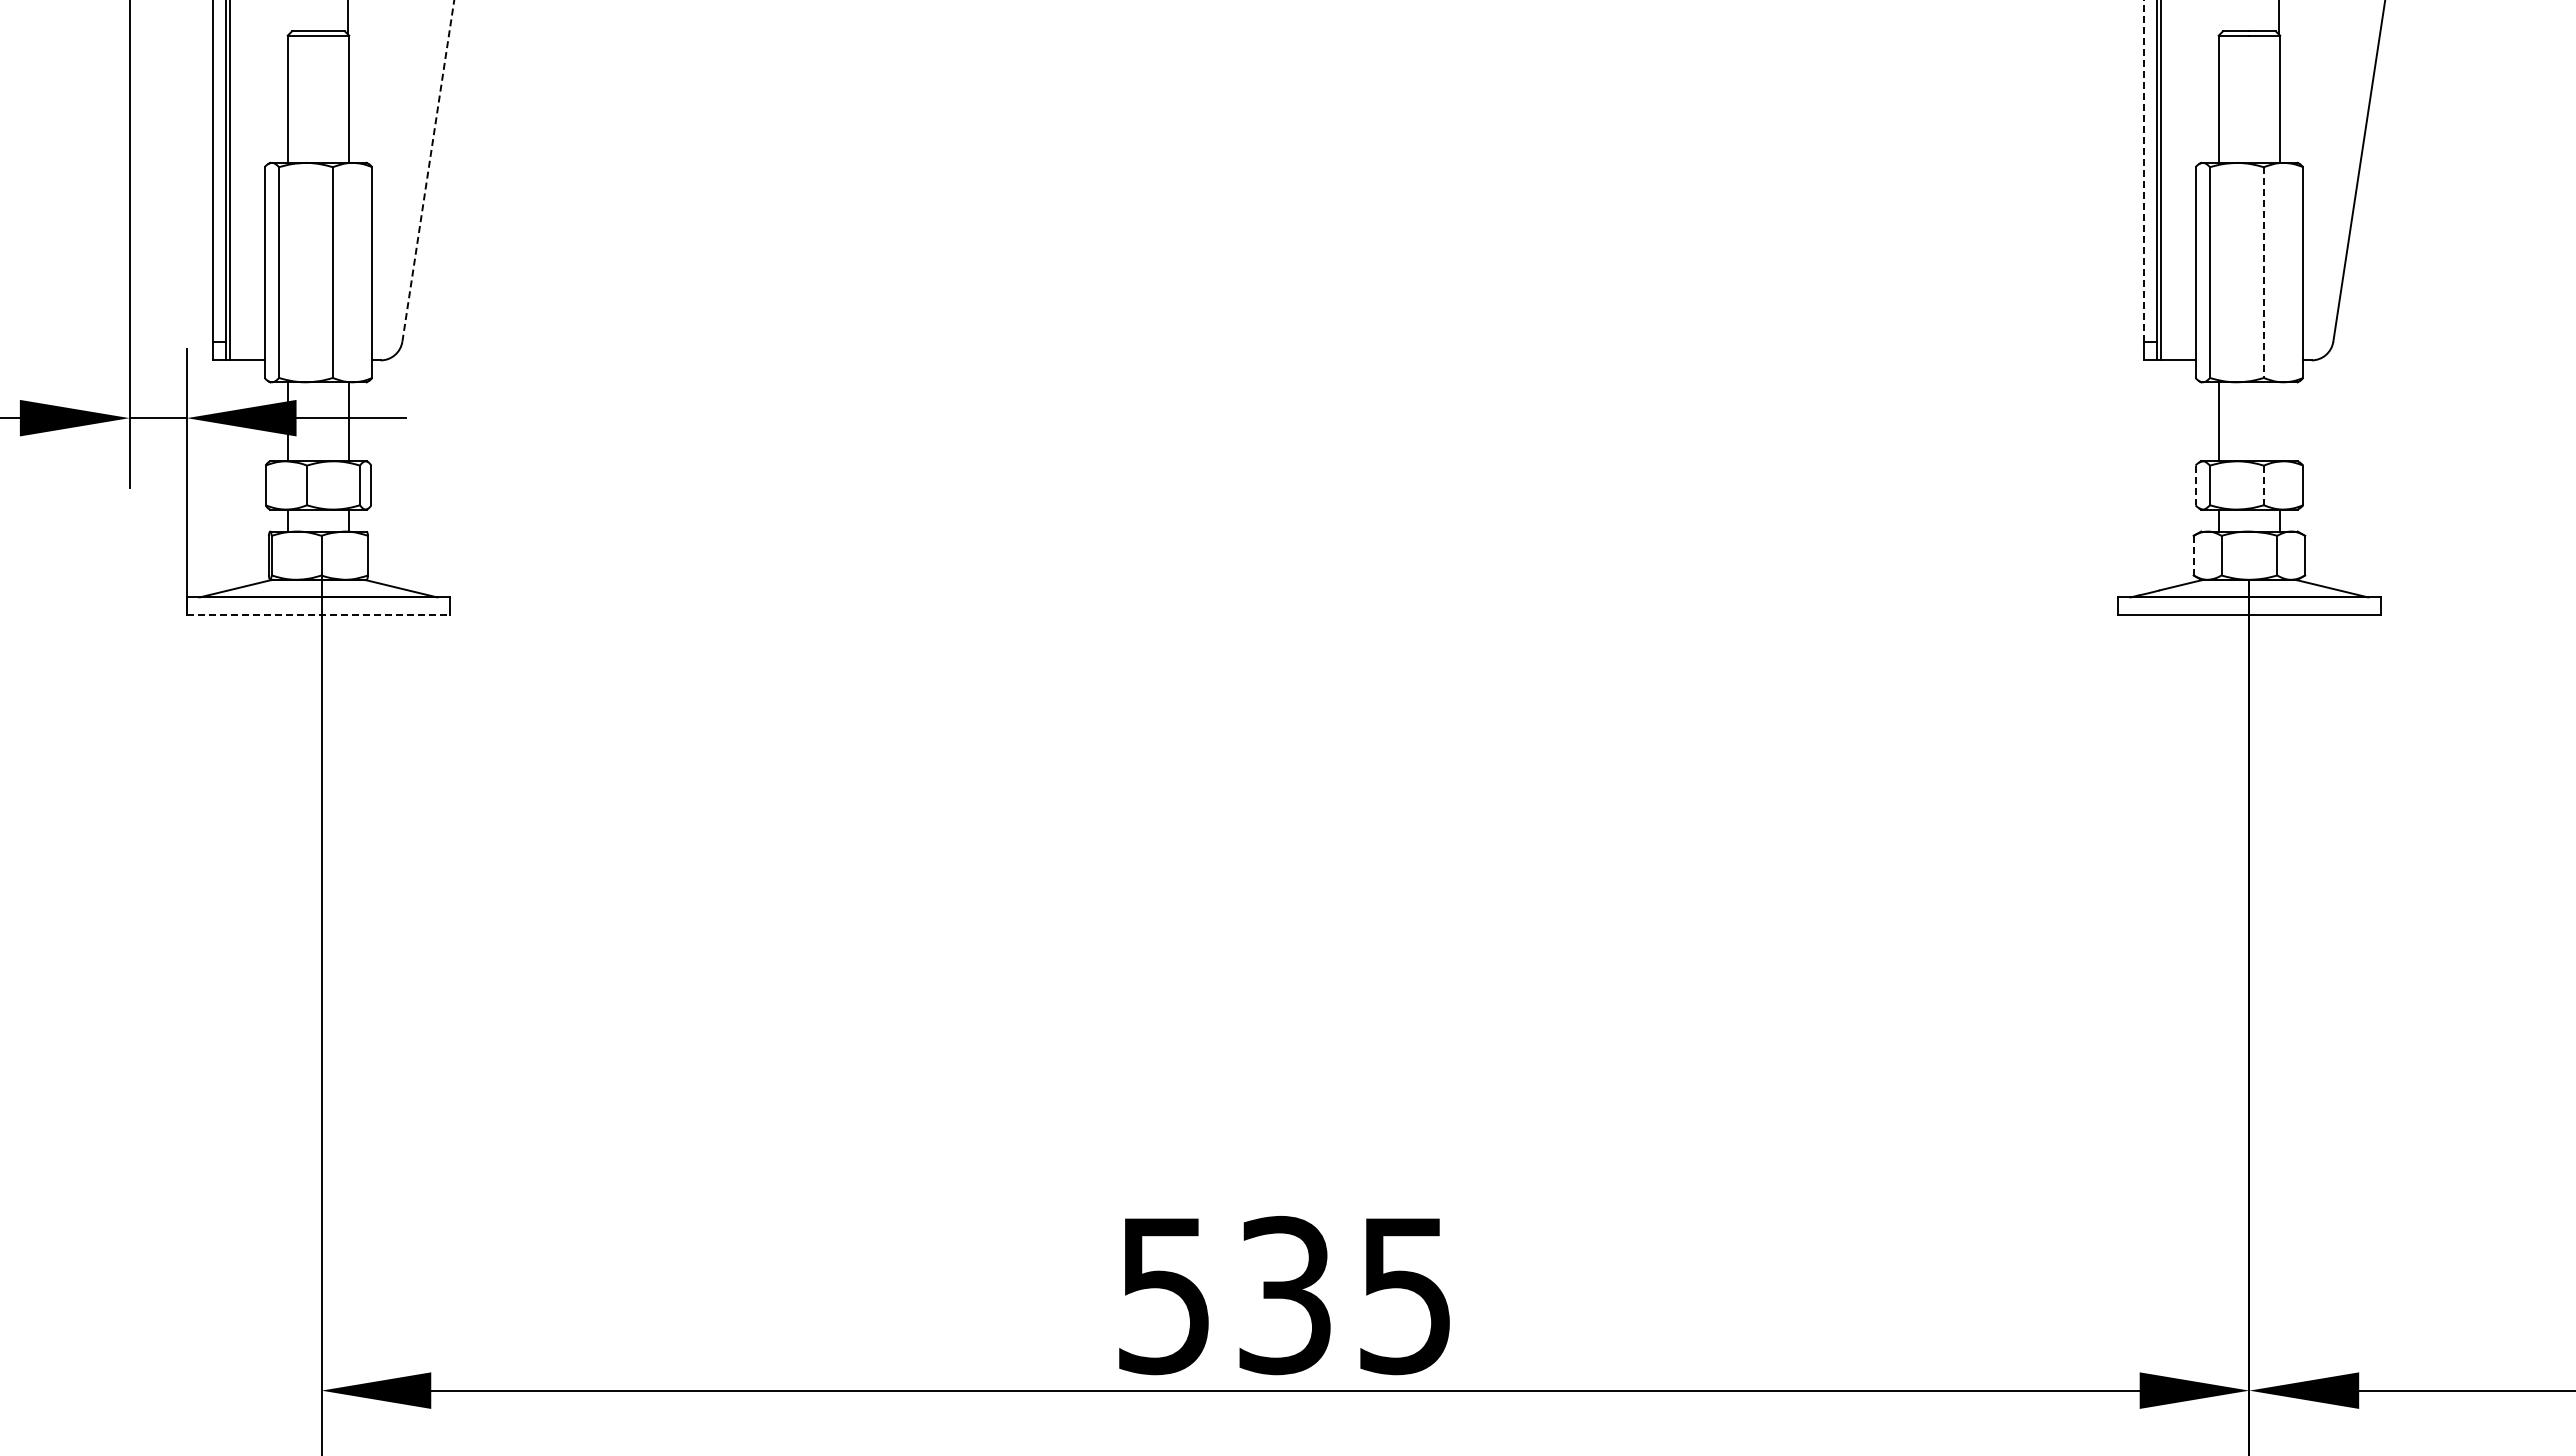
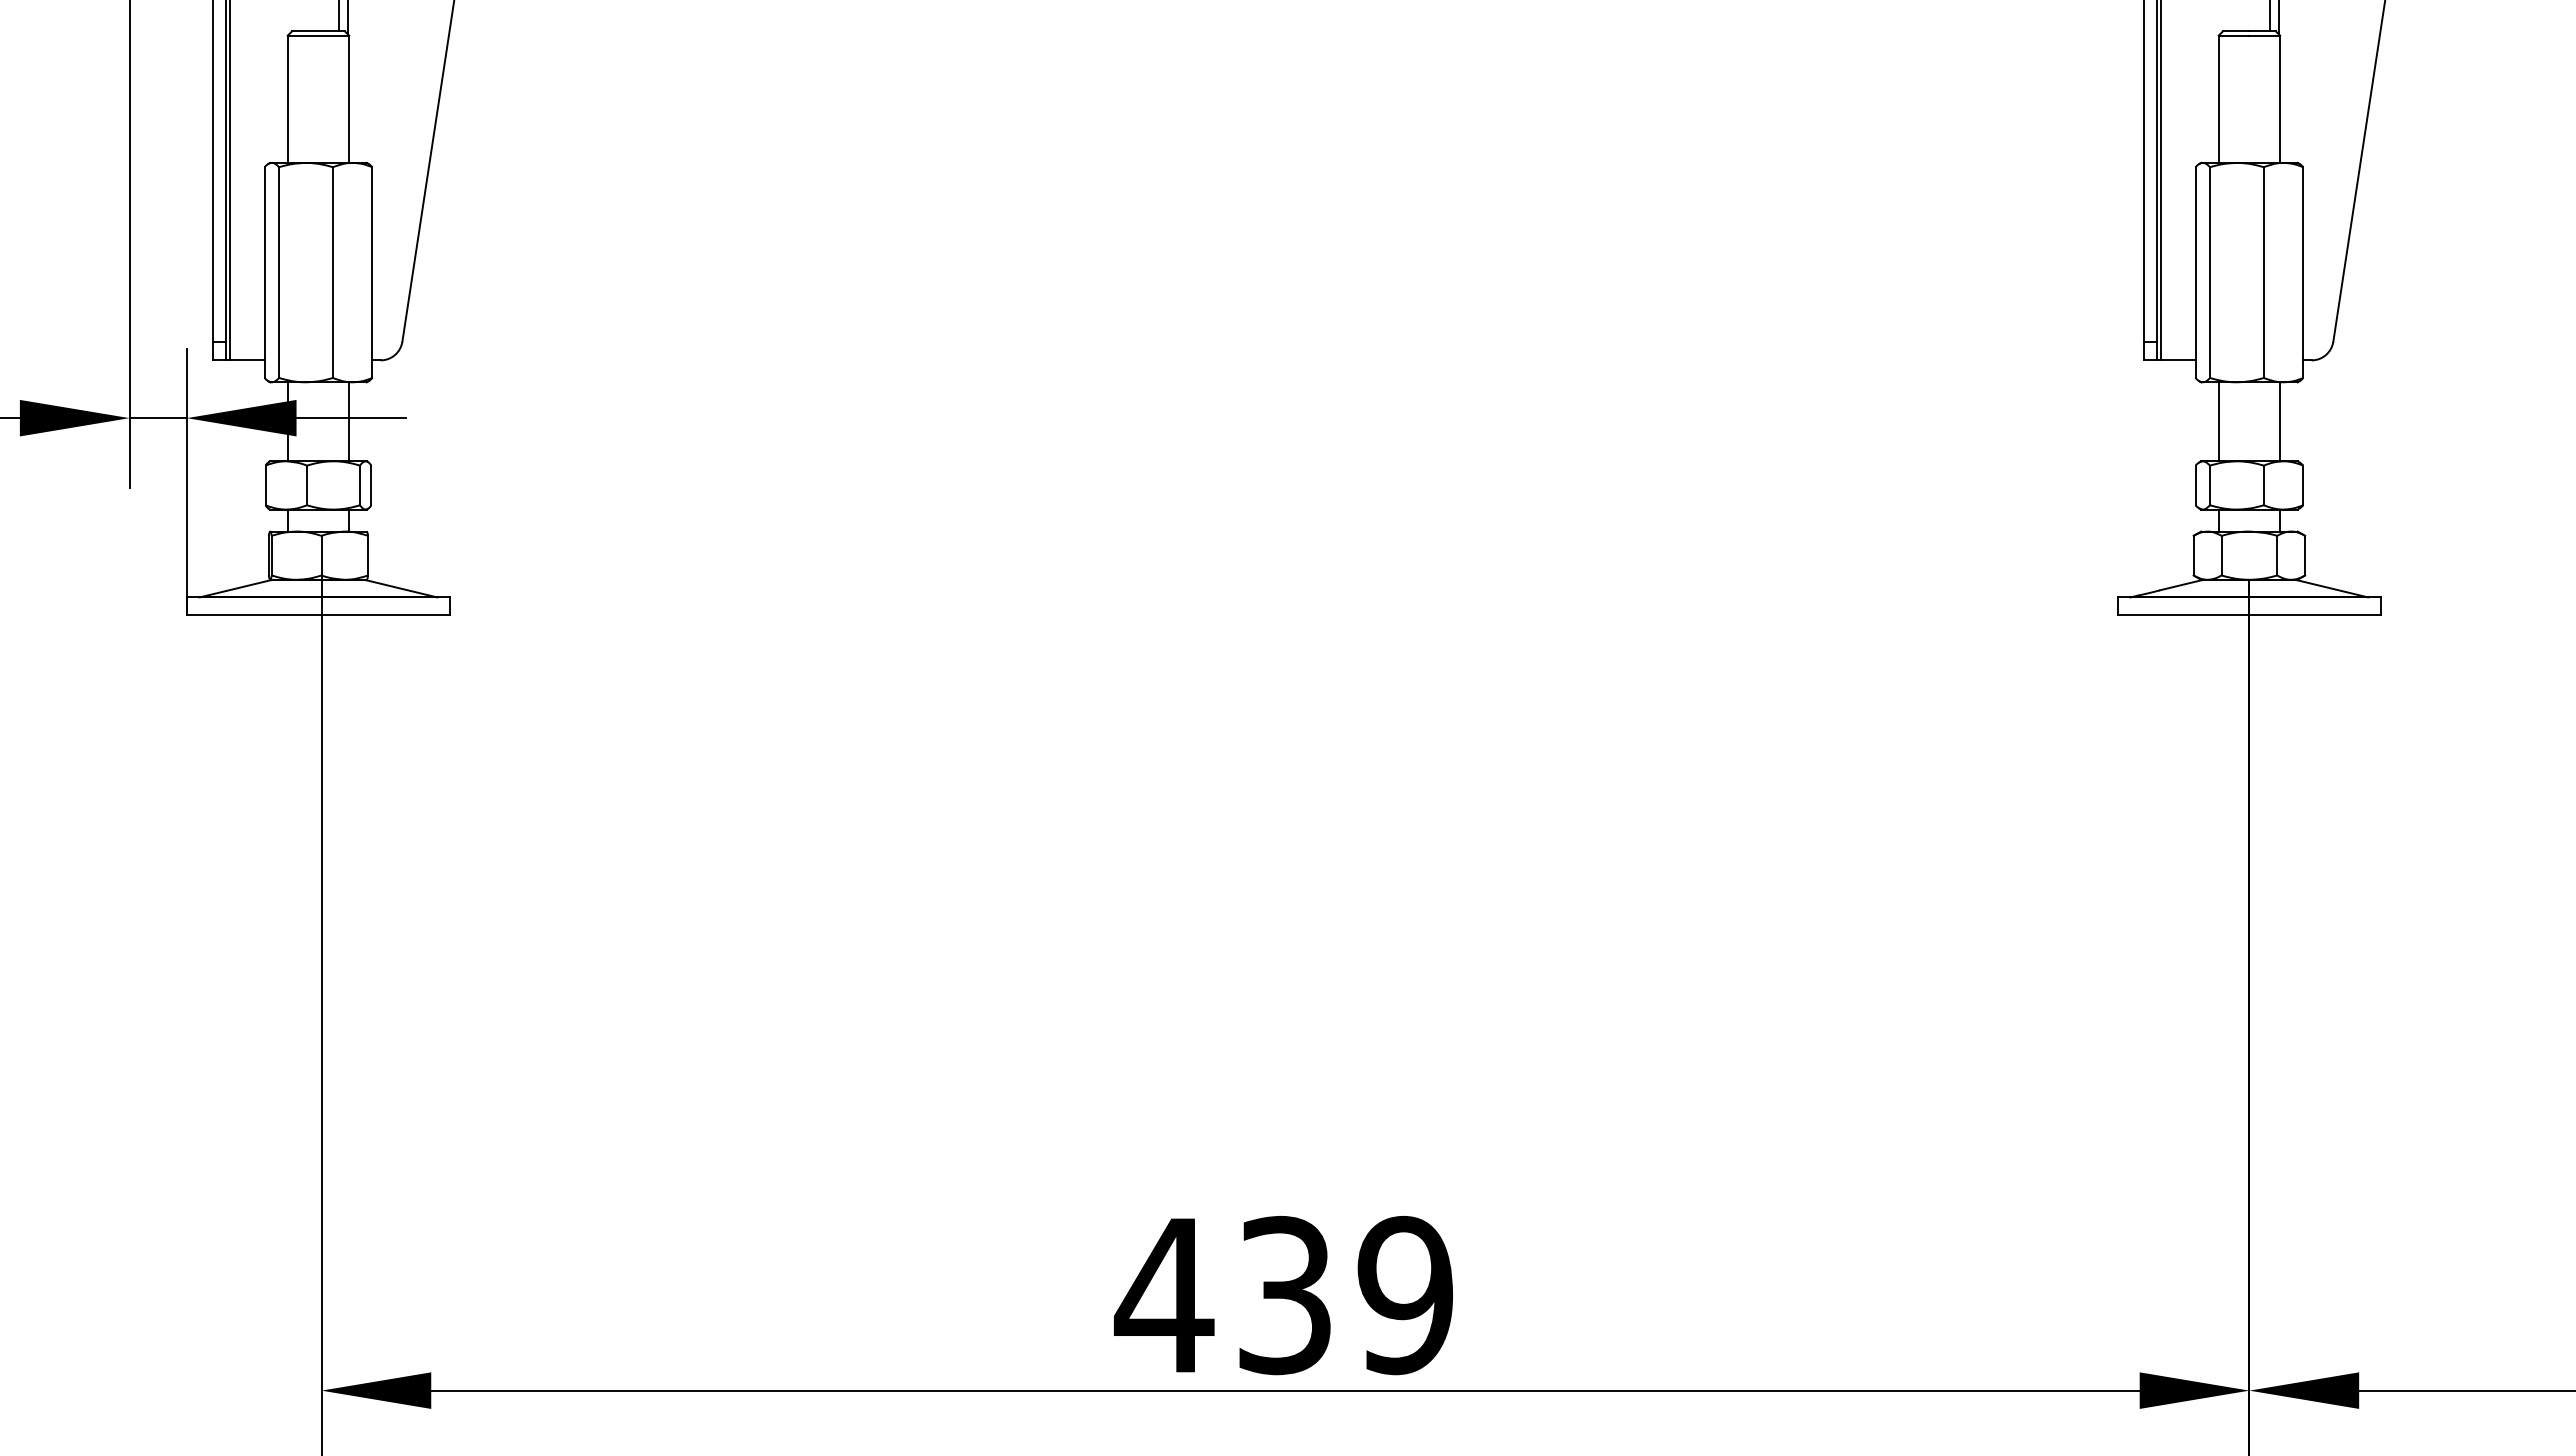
line: none -> present (338, 16)
line: none -> present (2269, 16)
line: dashed -> solid (2143, 170)
line: dashed -> solid (428, 171)
line: dashed -> solid (2263, 273)
line: none -> present (2280, 421)
line: dashed -> solid (2195, 485)
line: dashed -> solid (2263, 485)
line: dashed -> solid (2193, 555)
line: dashed -> solid (318, 614)
text: 535 -> 439 (1283, 1295)
